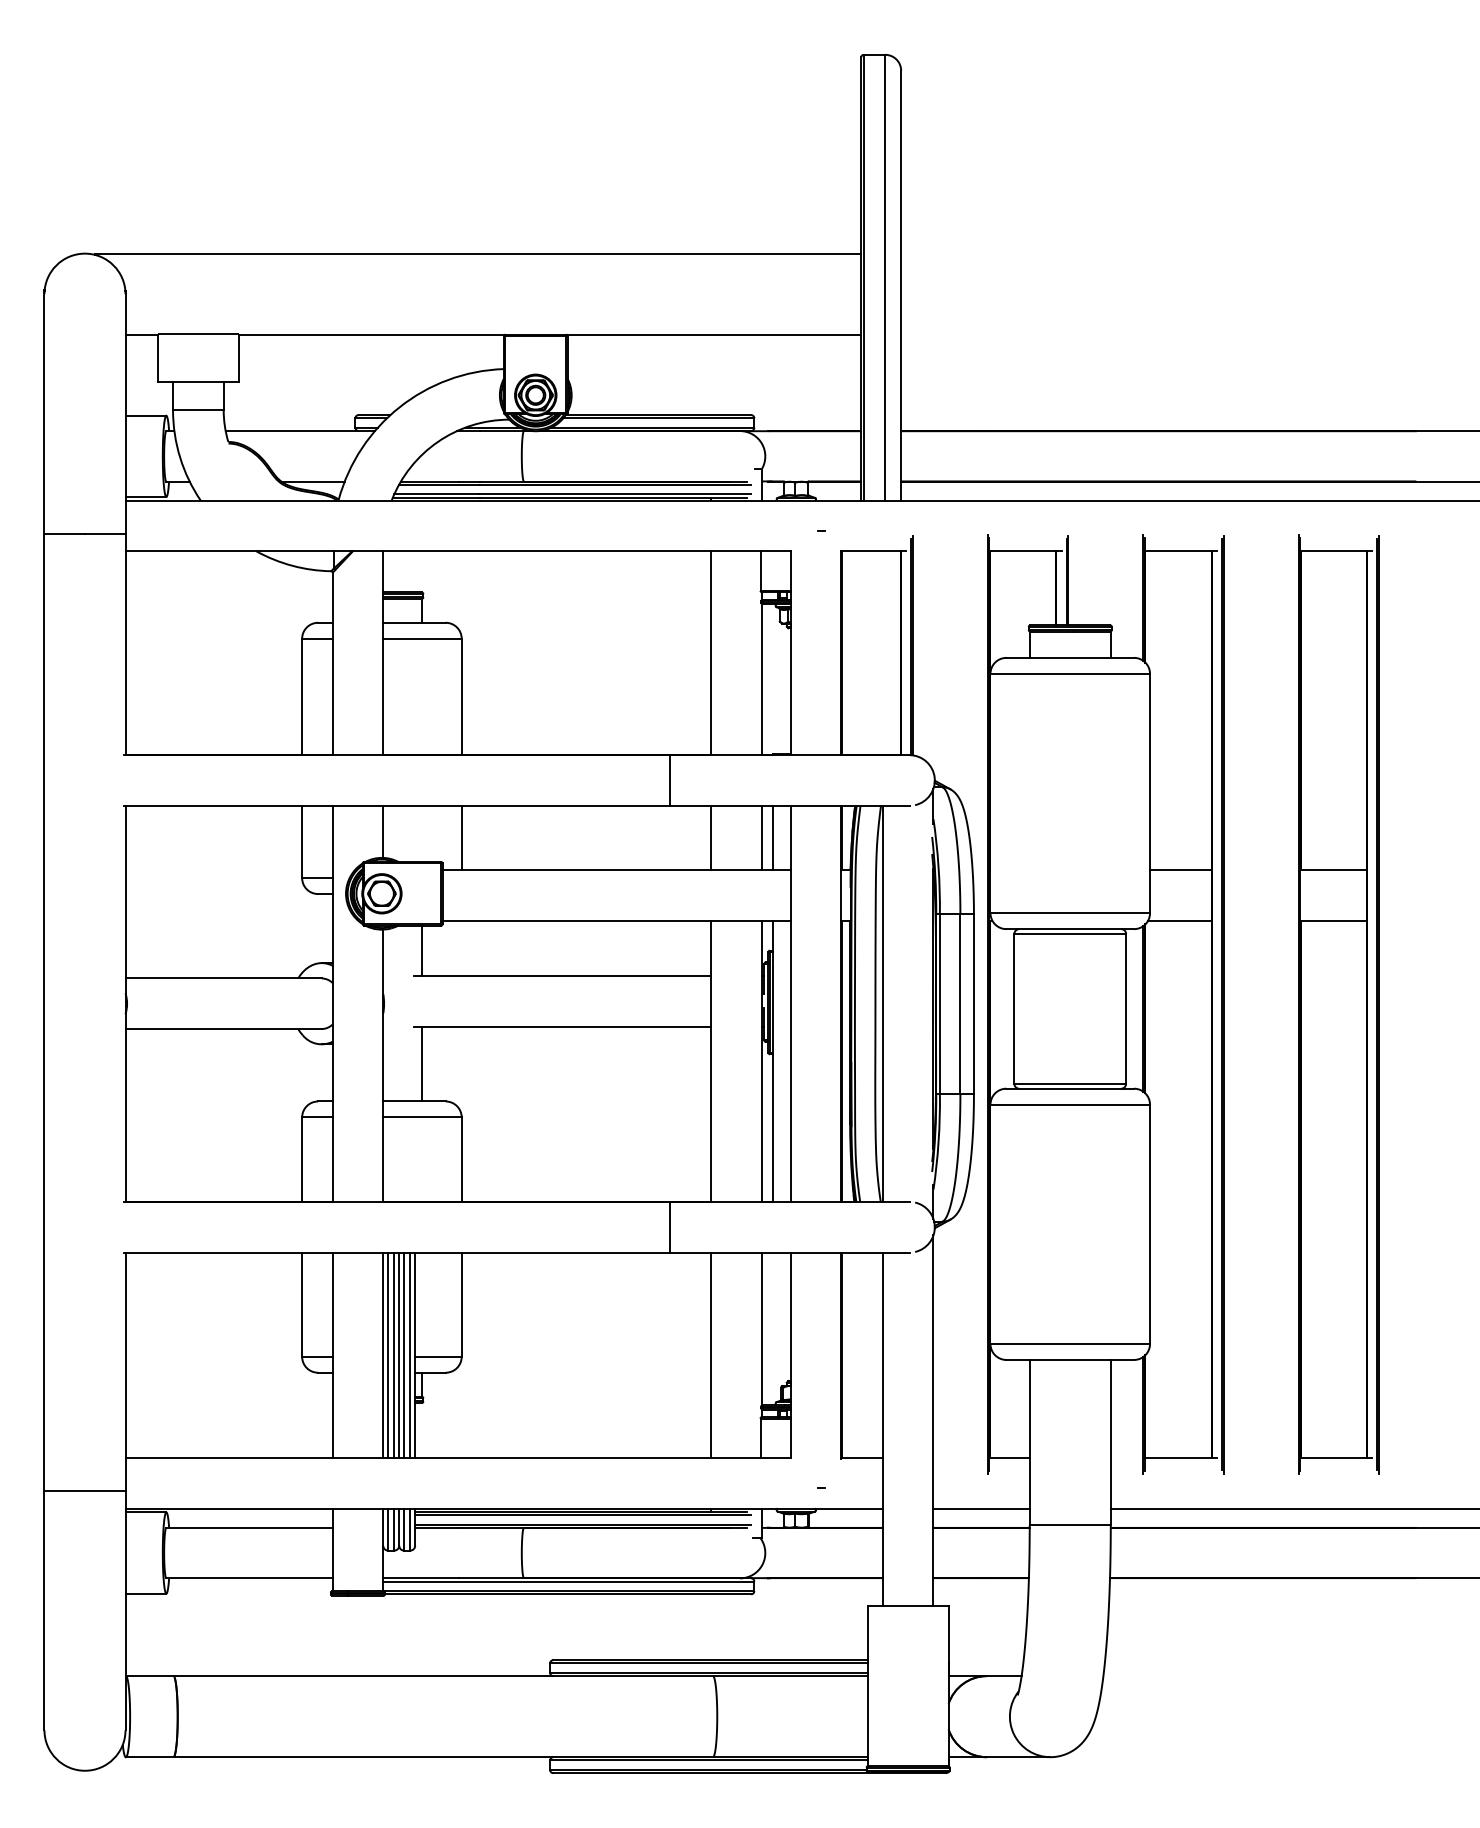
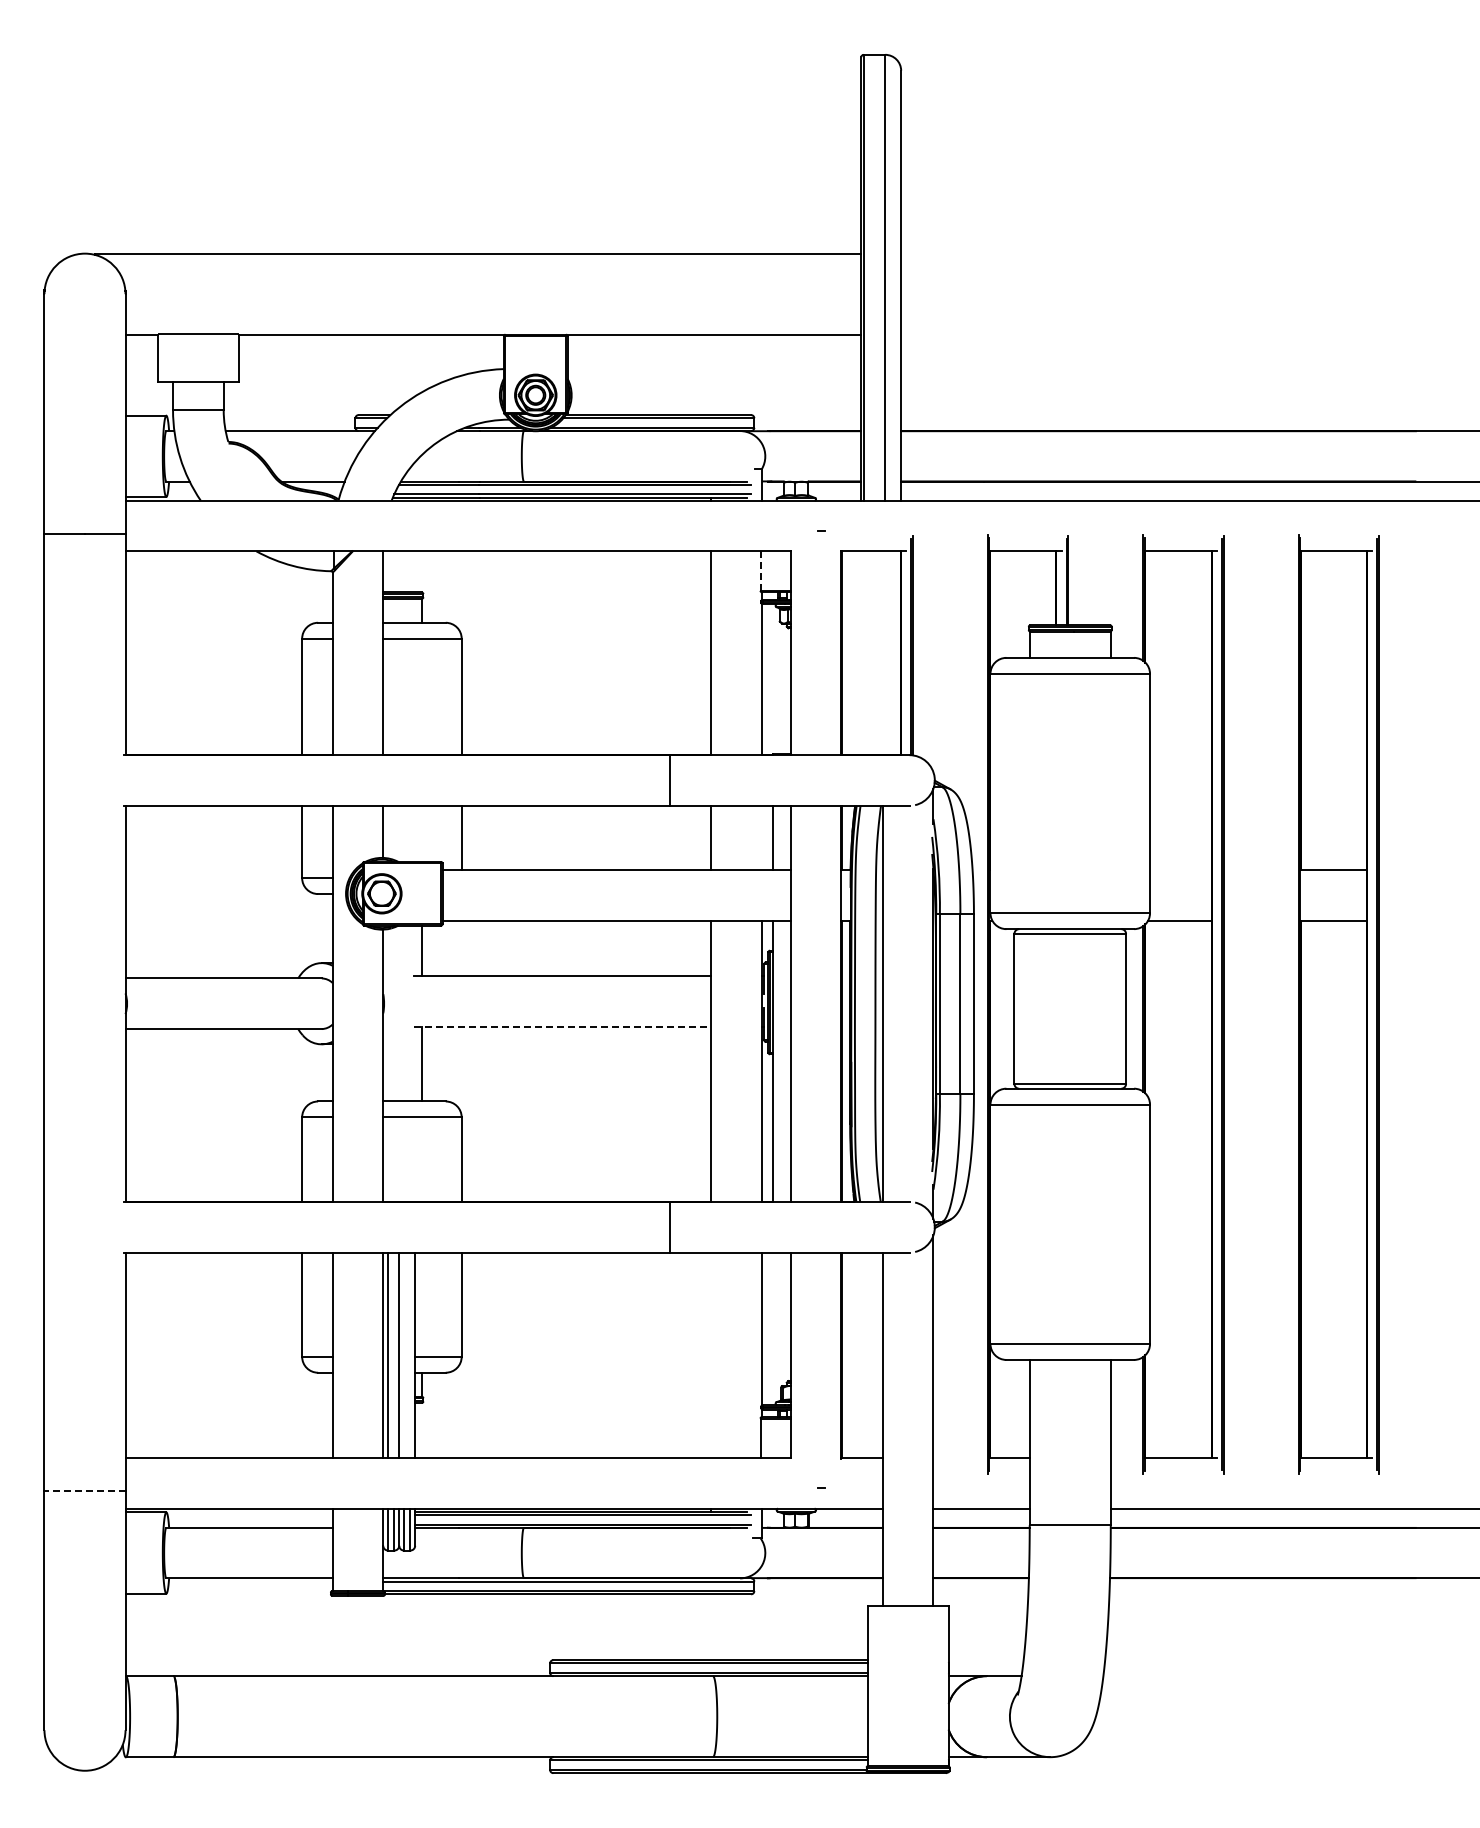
line: solid -> dashed (760, 571)
line: present -> none (762, 837)
line: present -> none (1180, 869)
line: solid -> dashed (562, 1026)
line: present -> none (394, 1355)
line: present -> none (404, 1355)
line: present -> none (410, 1355)
line: present -> none (711, 1355)
line: solid -> dashed (85, 1490)
